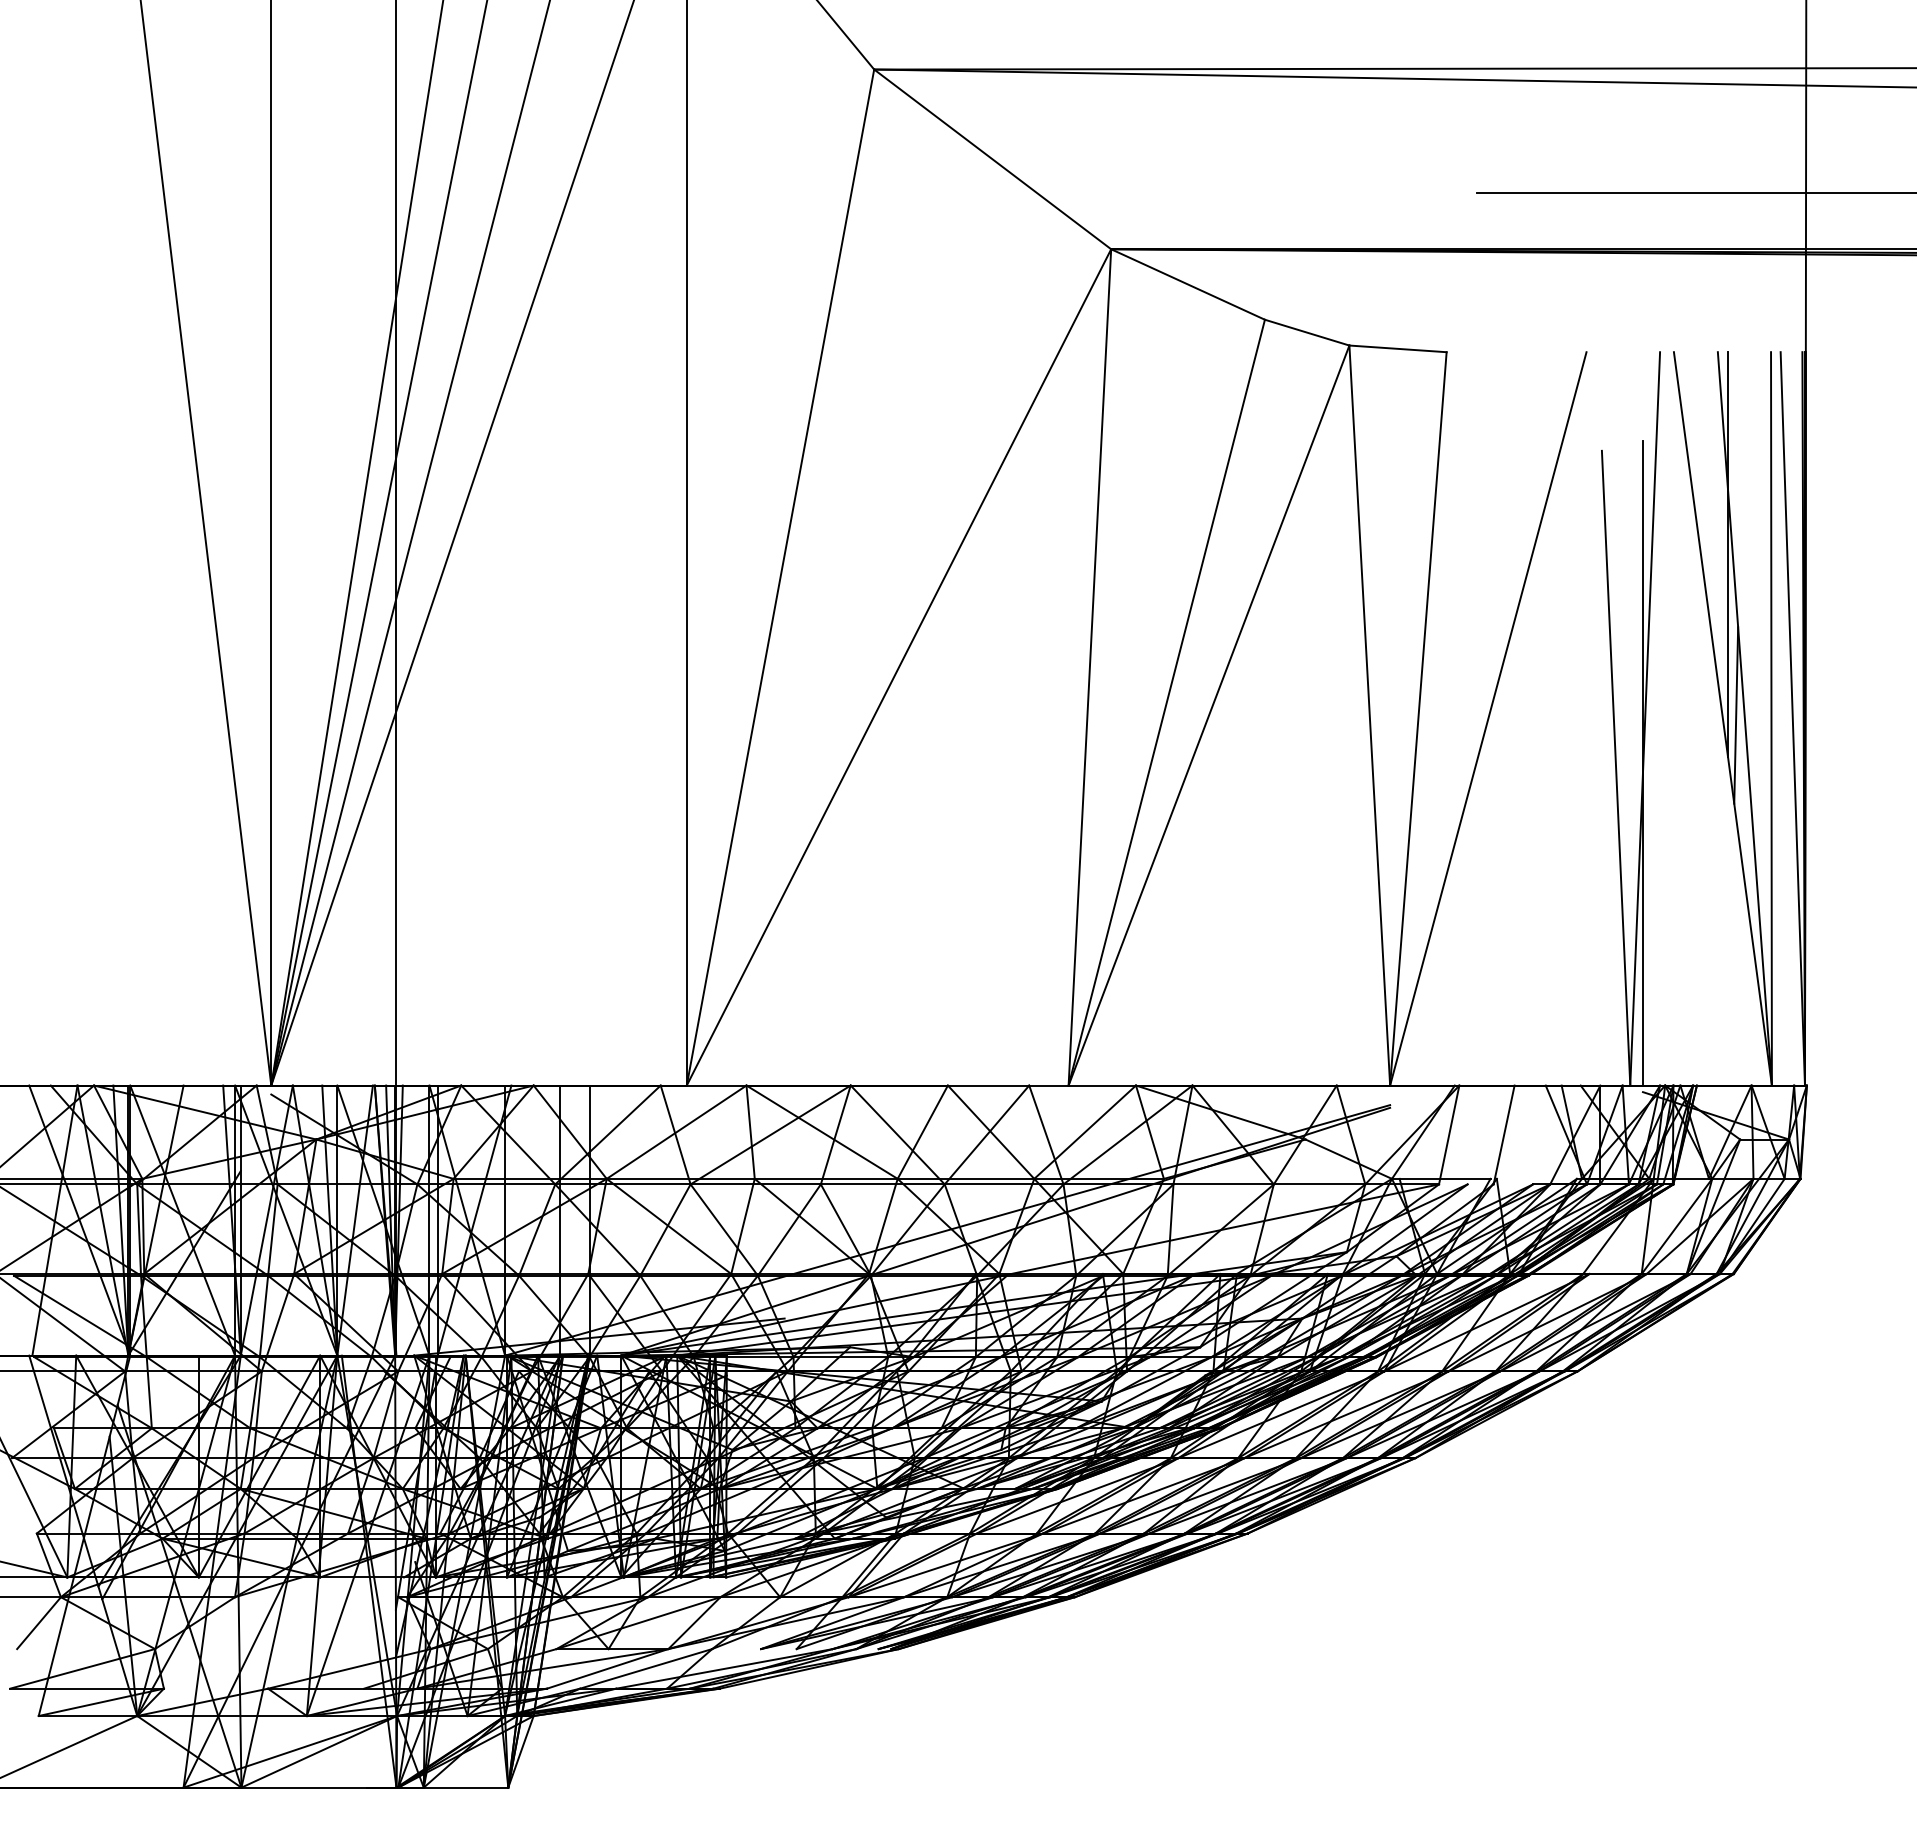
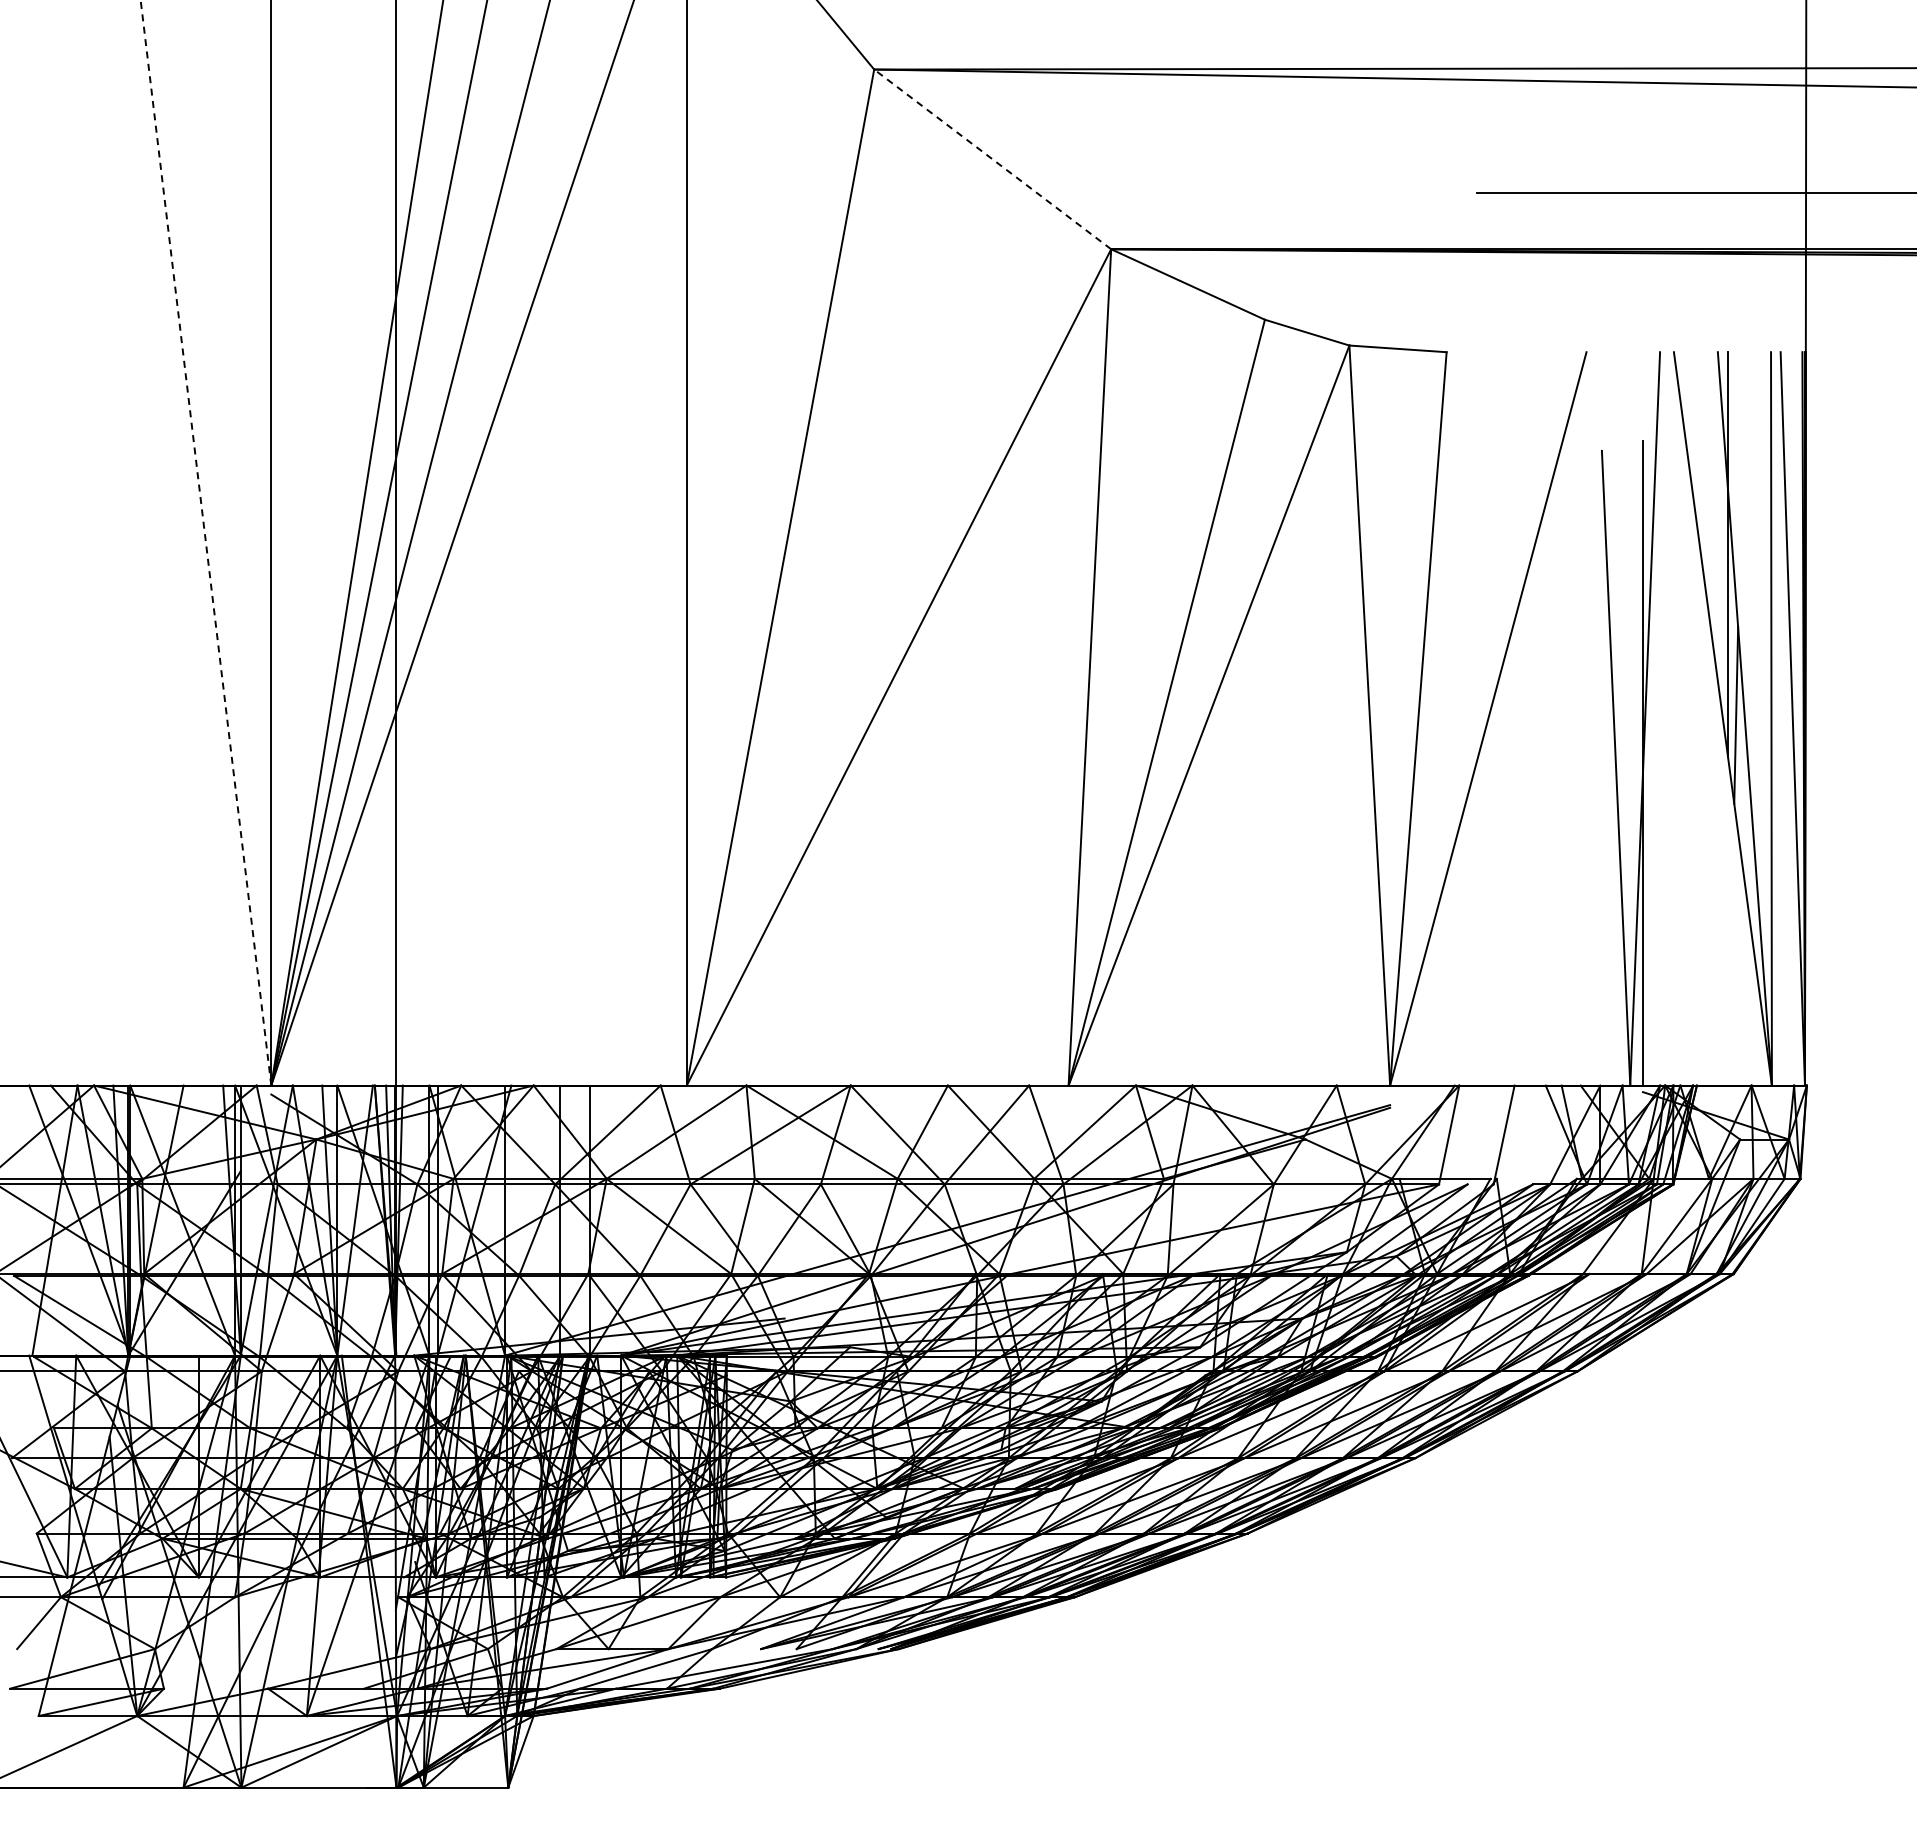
line: solid -> dashed (992, 159)
line: solid -> dashed (205, 542)
